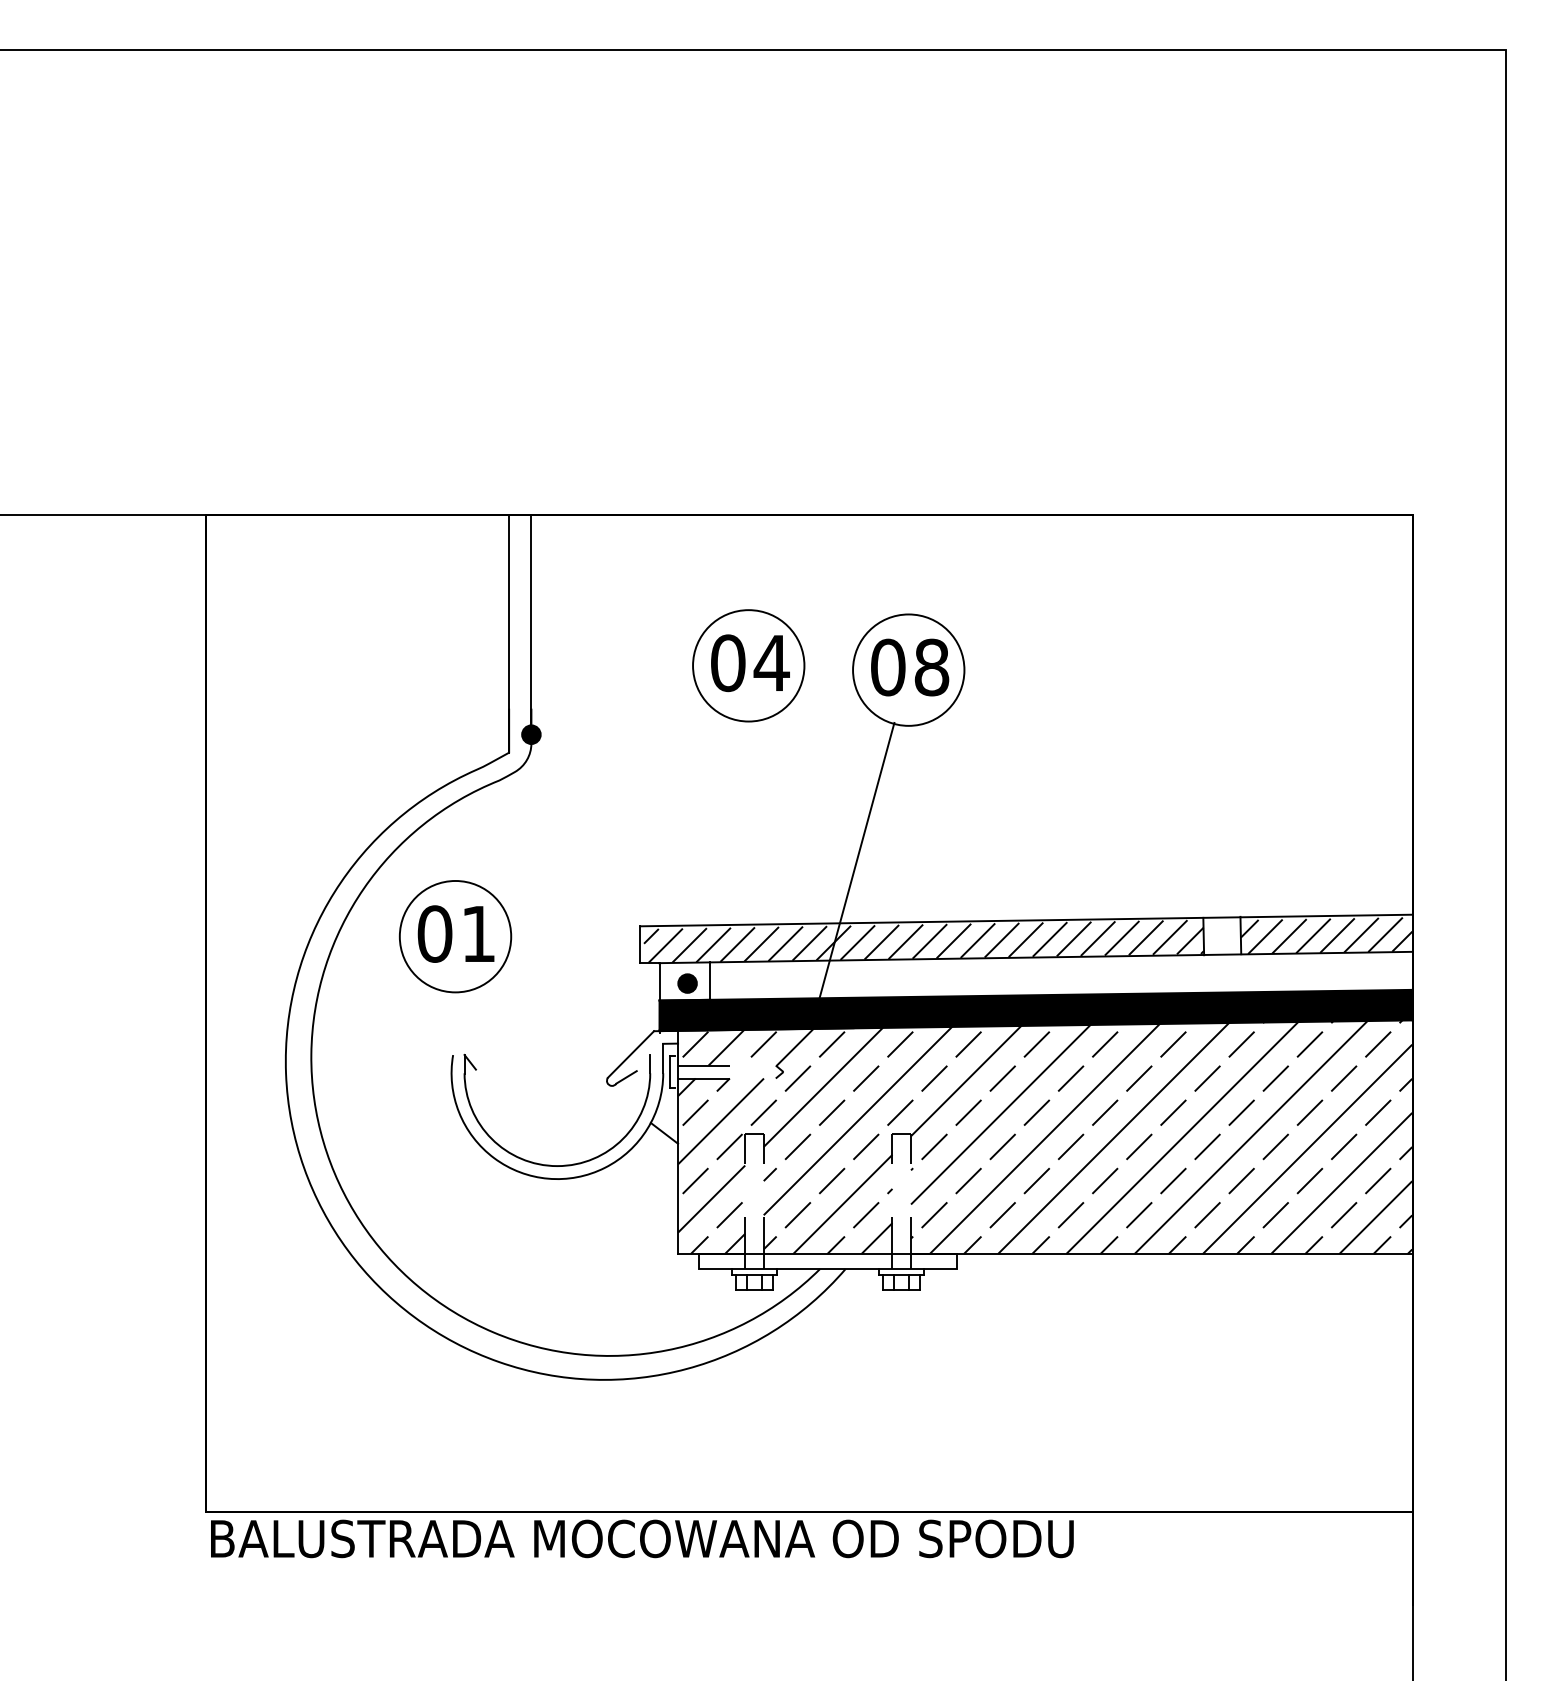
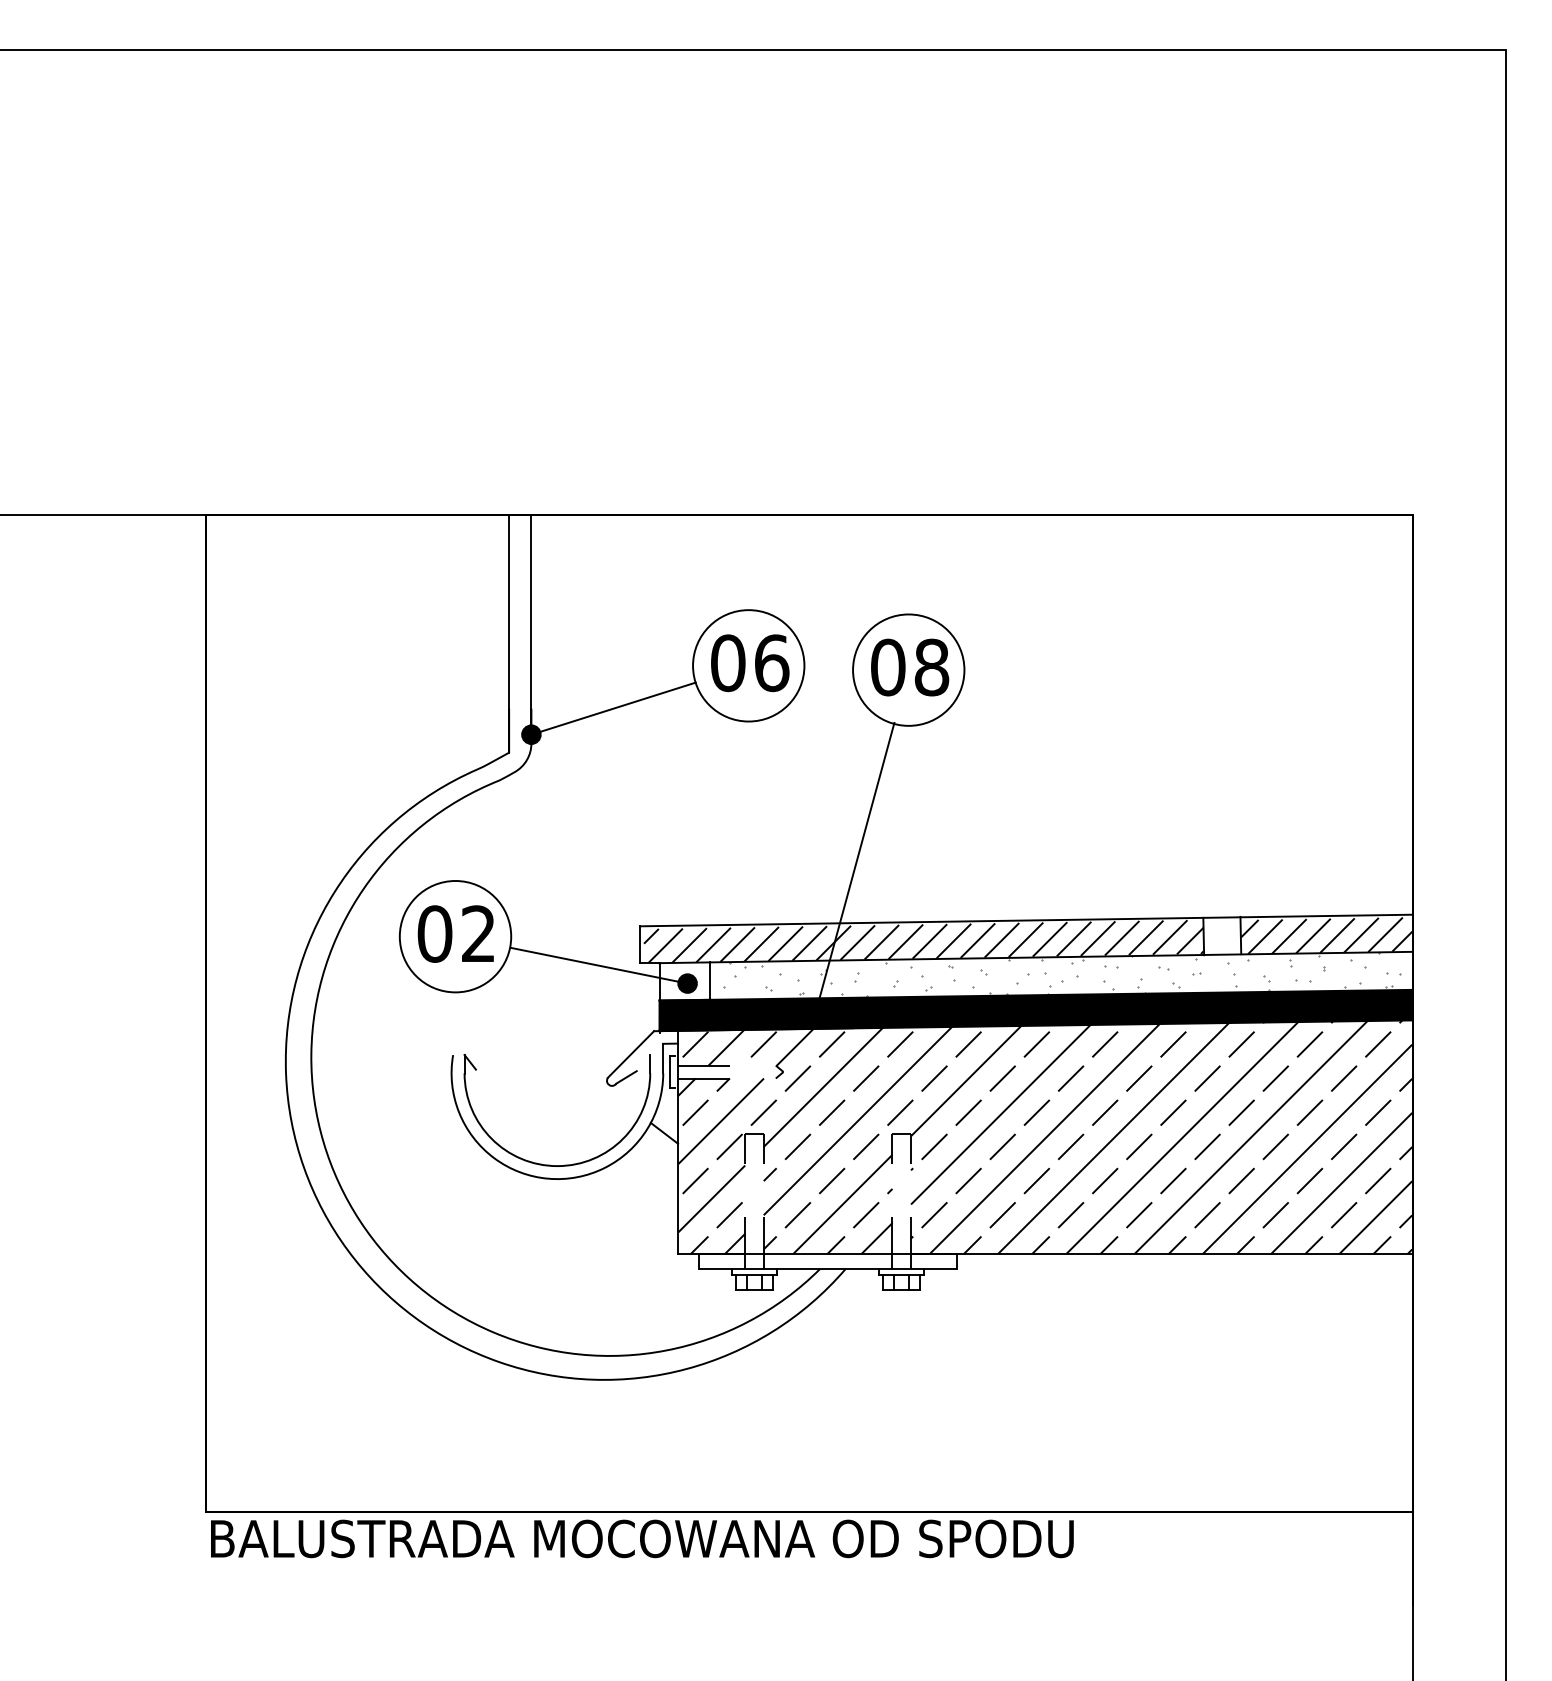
text: 04 -> 06 (771, 663)
line: none -> present (617, 706)
text: 01 -> 02 (478, 933)
line: none -> present (594, 964)
hatch: none -> present (1061, 975)
